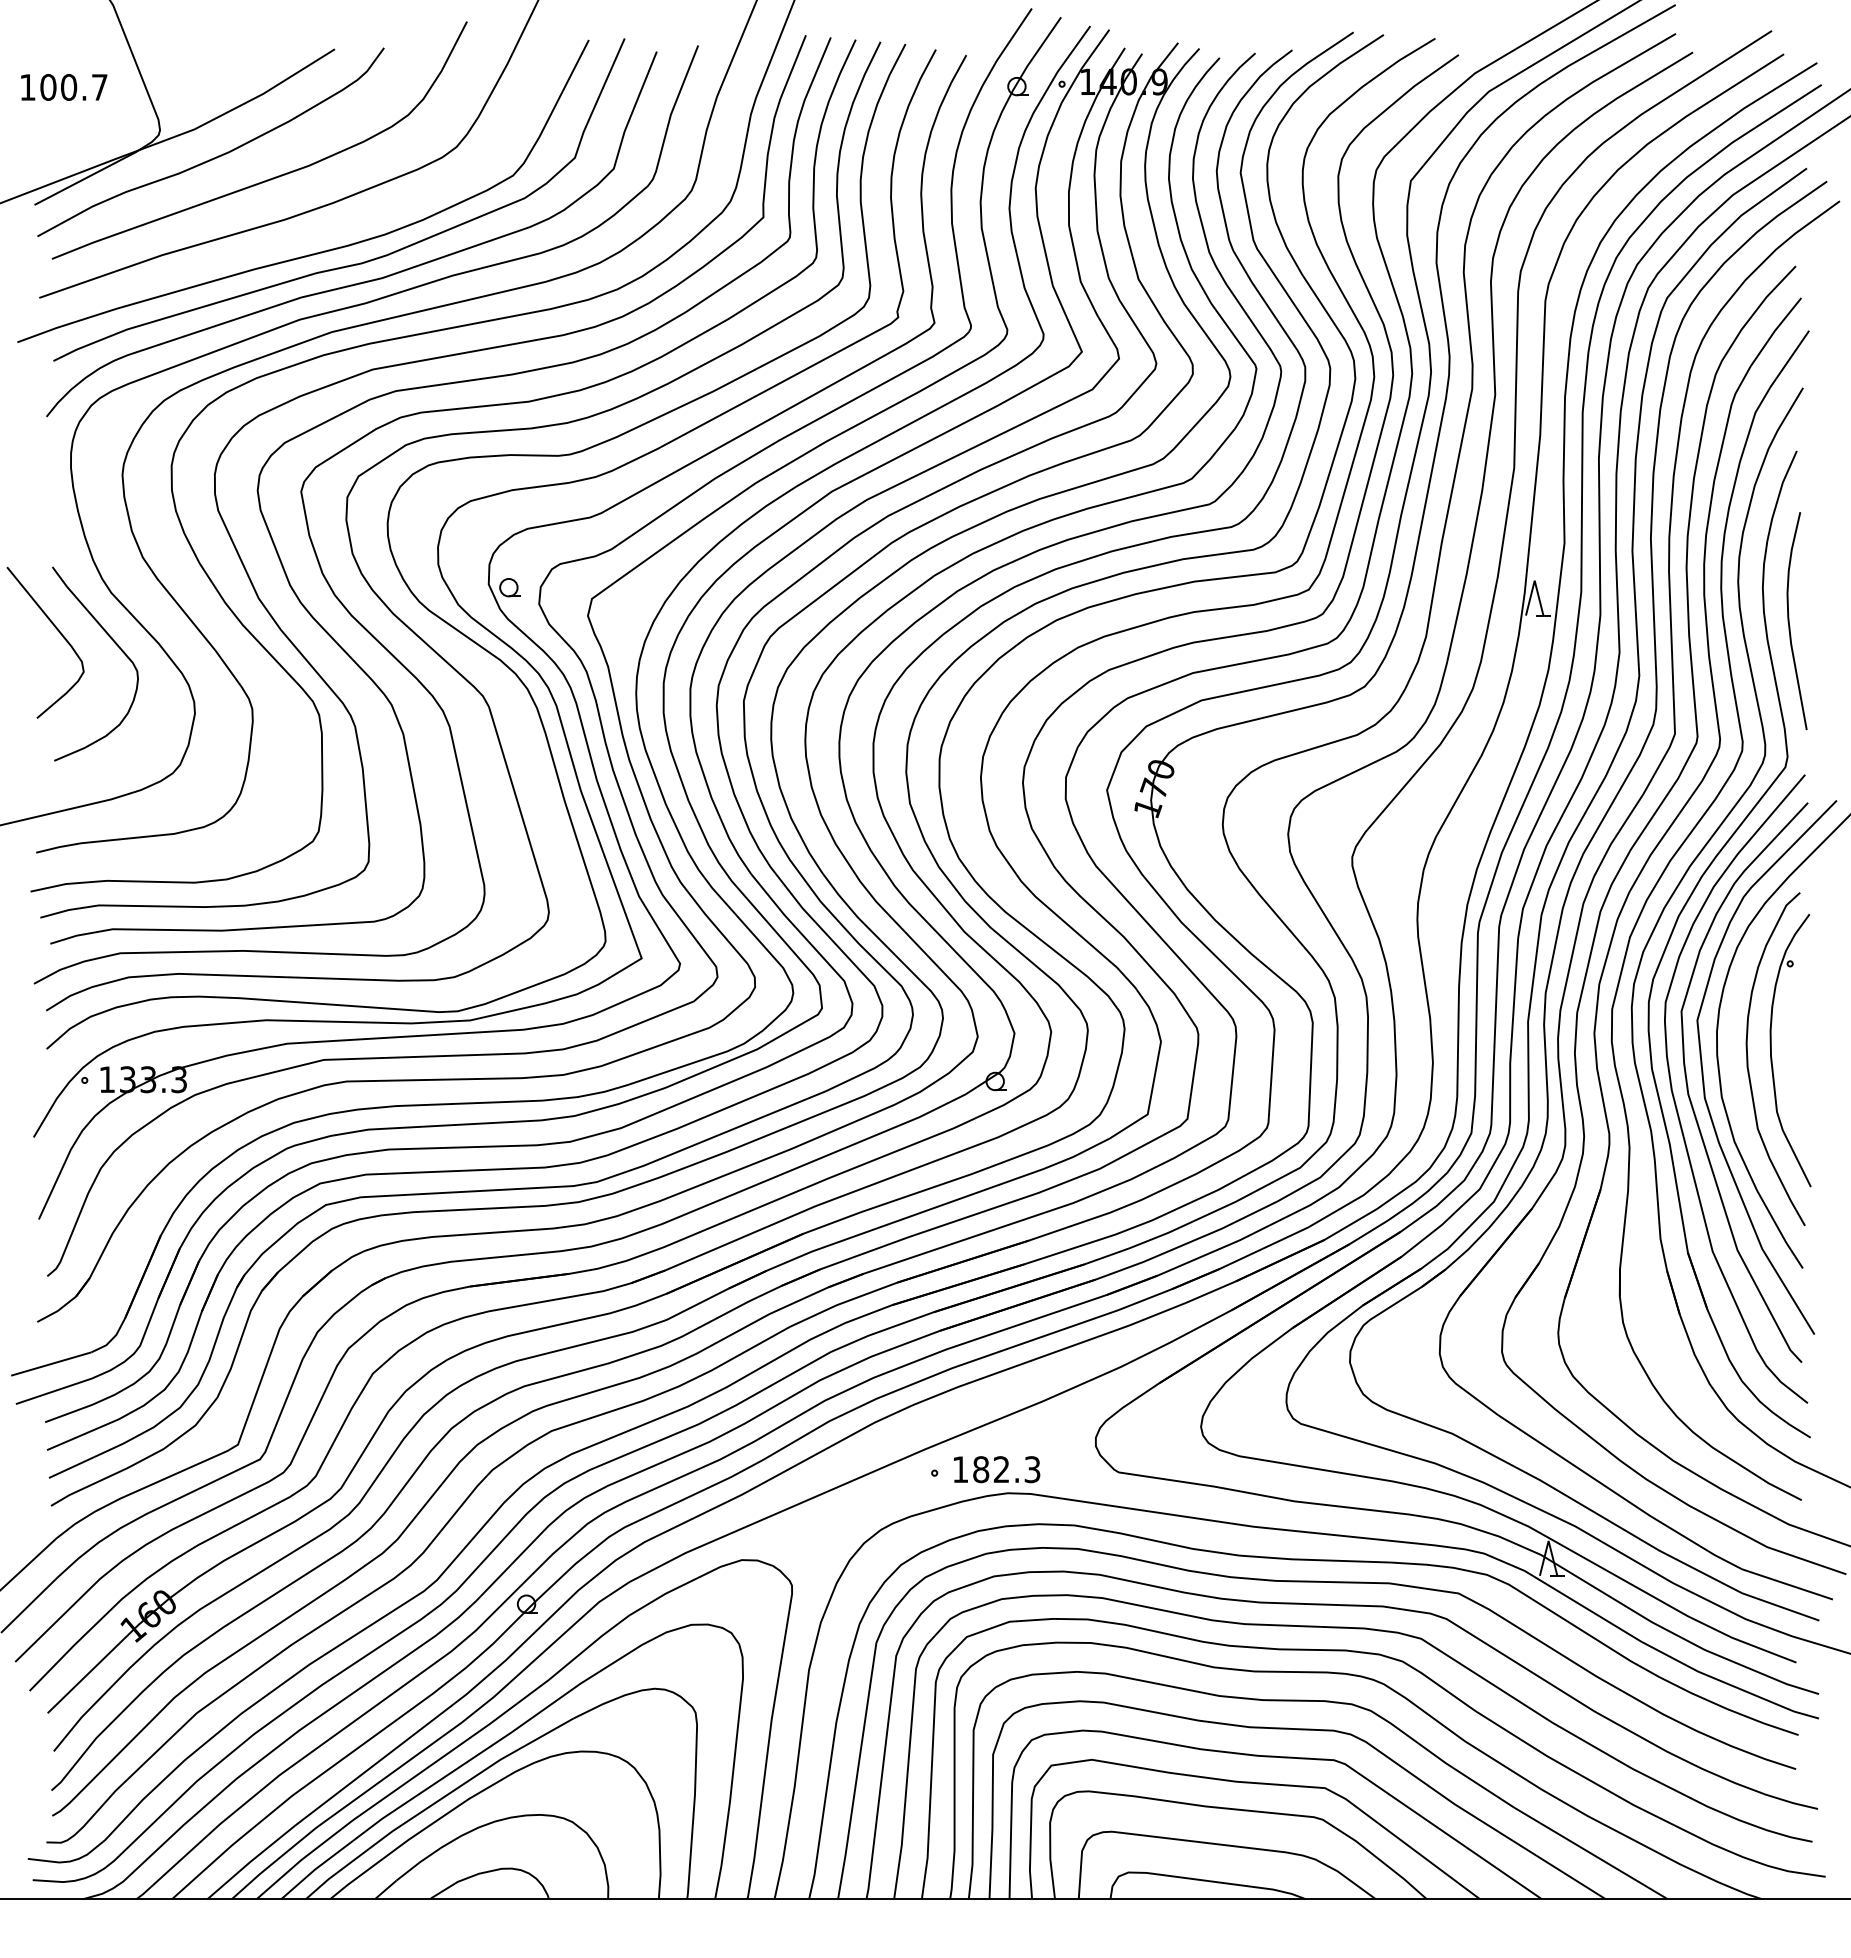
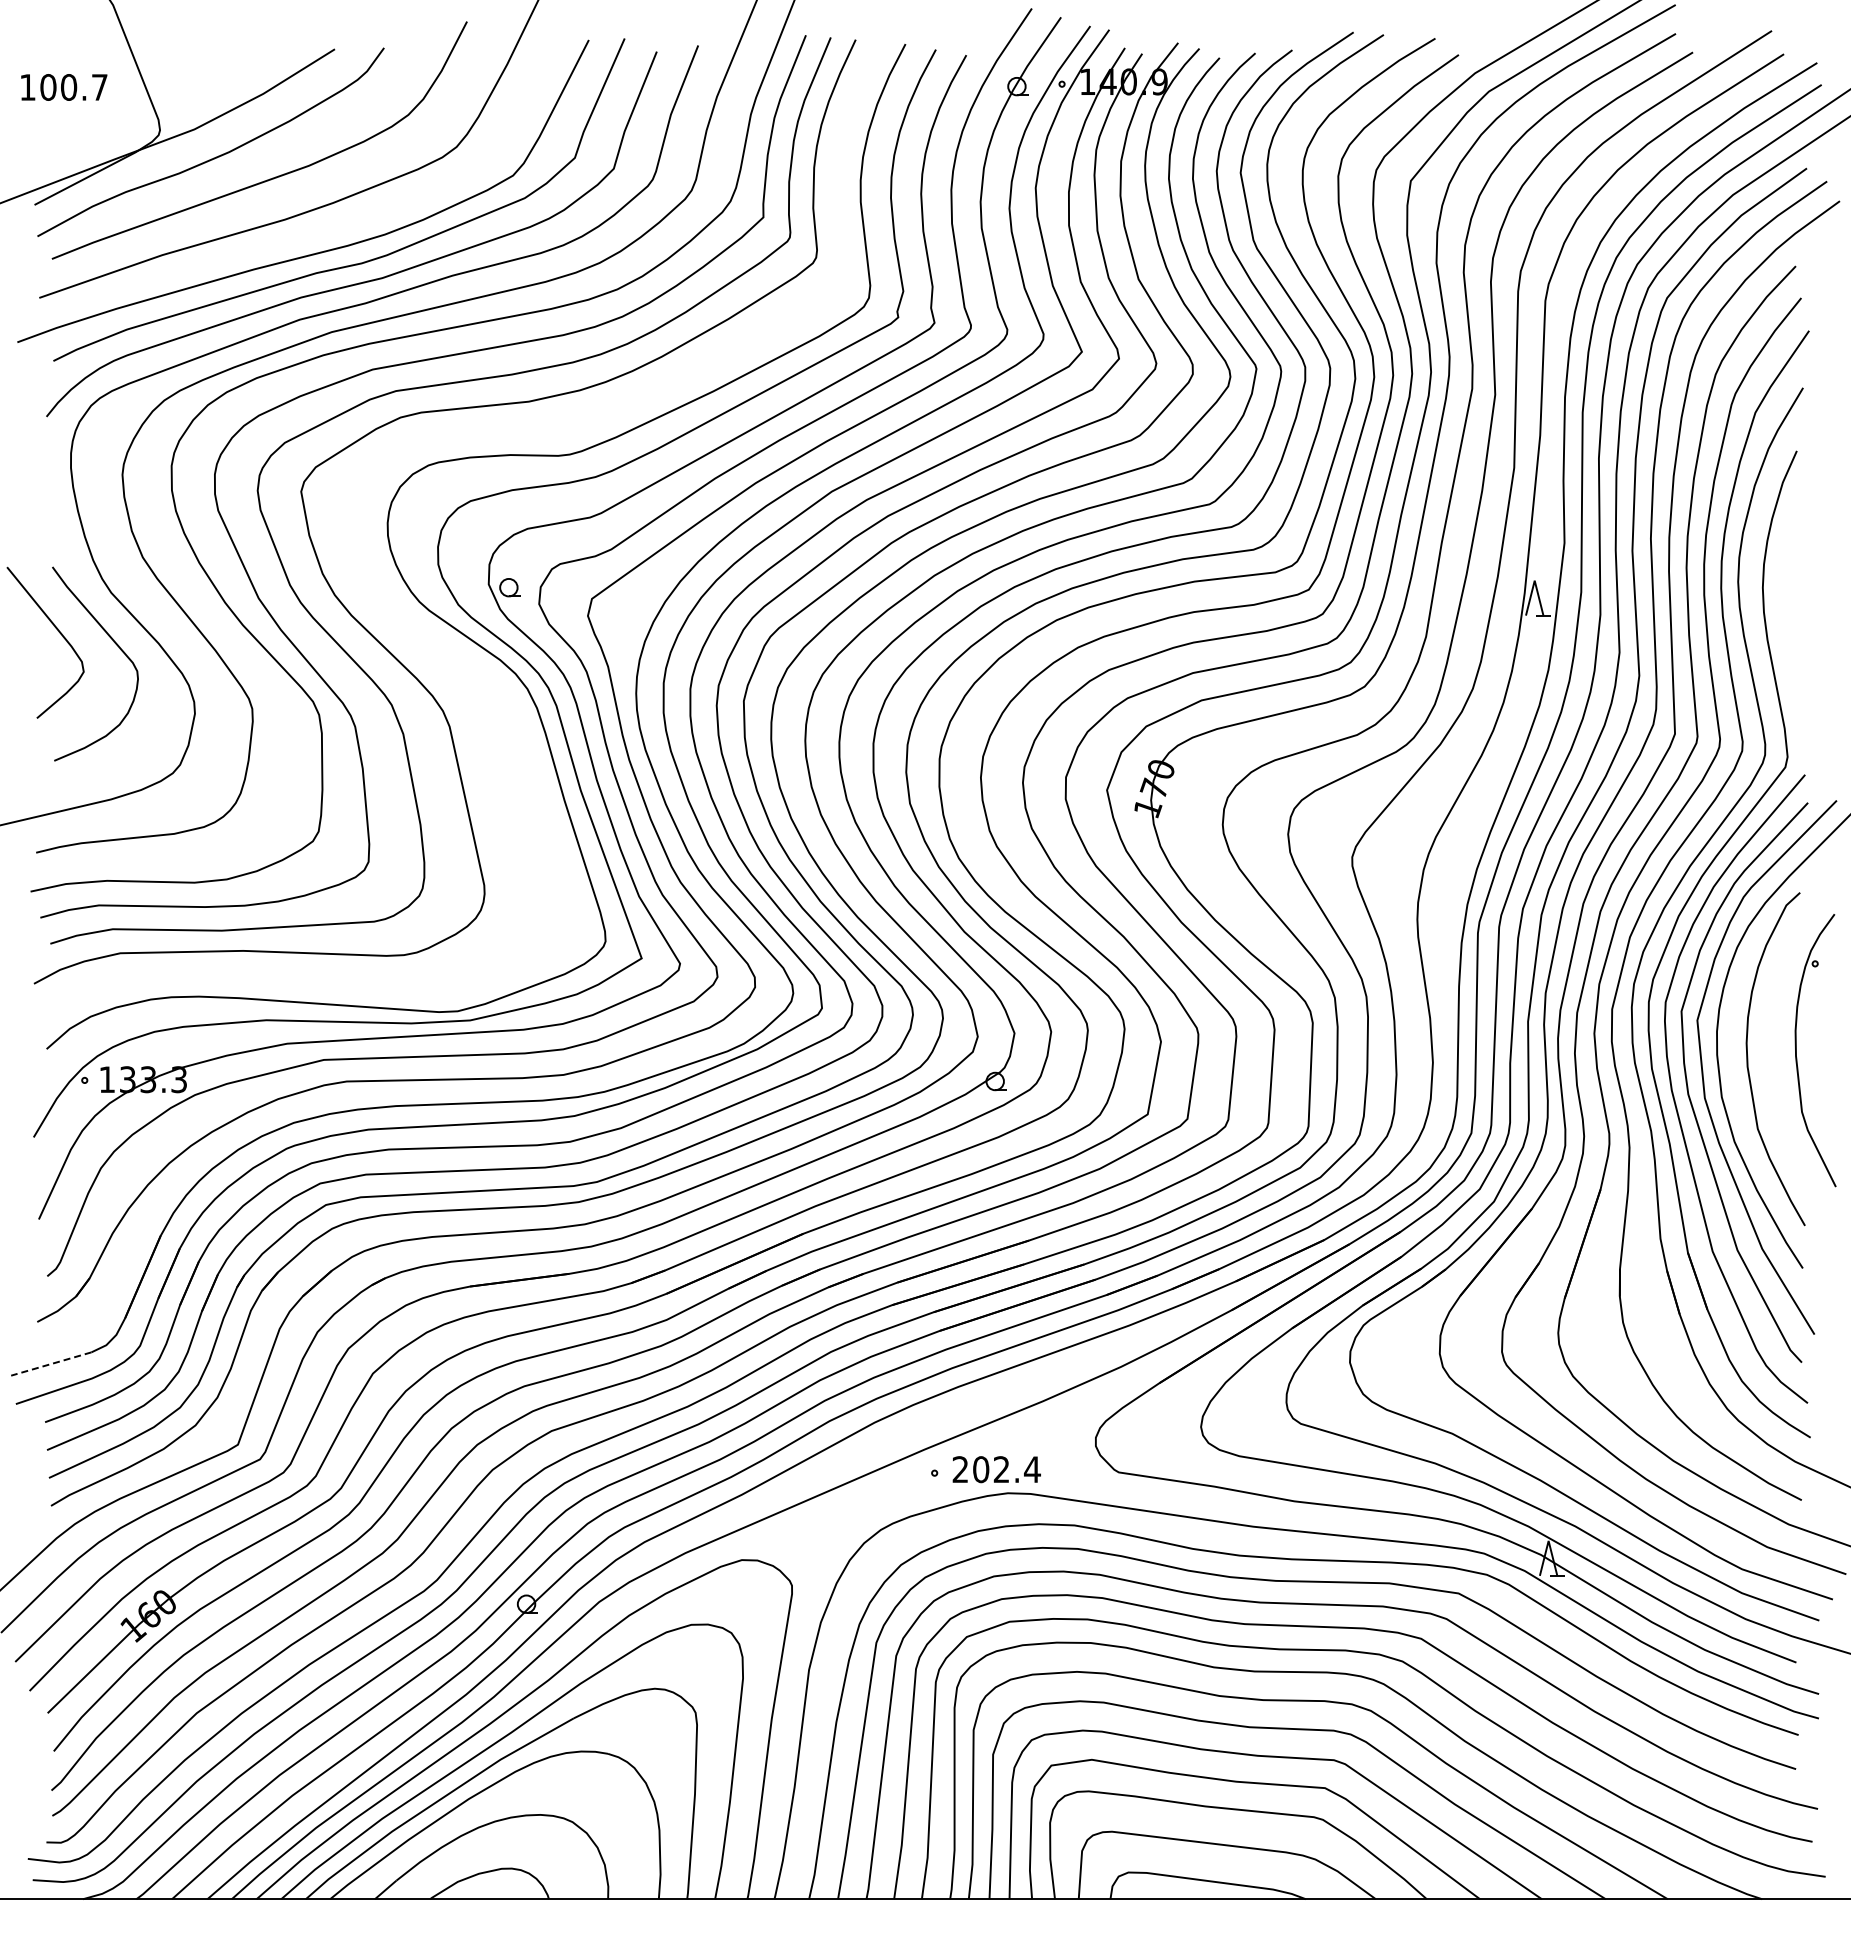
curve: present -> none (452, 435)
curve: present -> none (1789, 621)
part position: (1771, 1050) -> (1796, 1050) (1796, 1050)
line: solid -> dashed (51, 1364)
text: 182.3 -> 202.4 (996, 1469)
